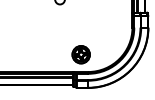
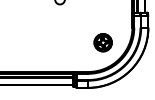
part position: (80, 54) -> (102, 42) (102, 42)
